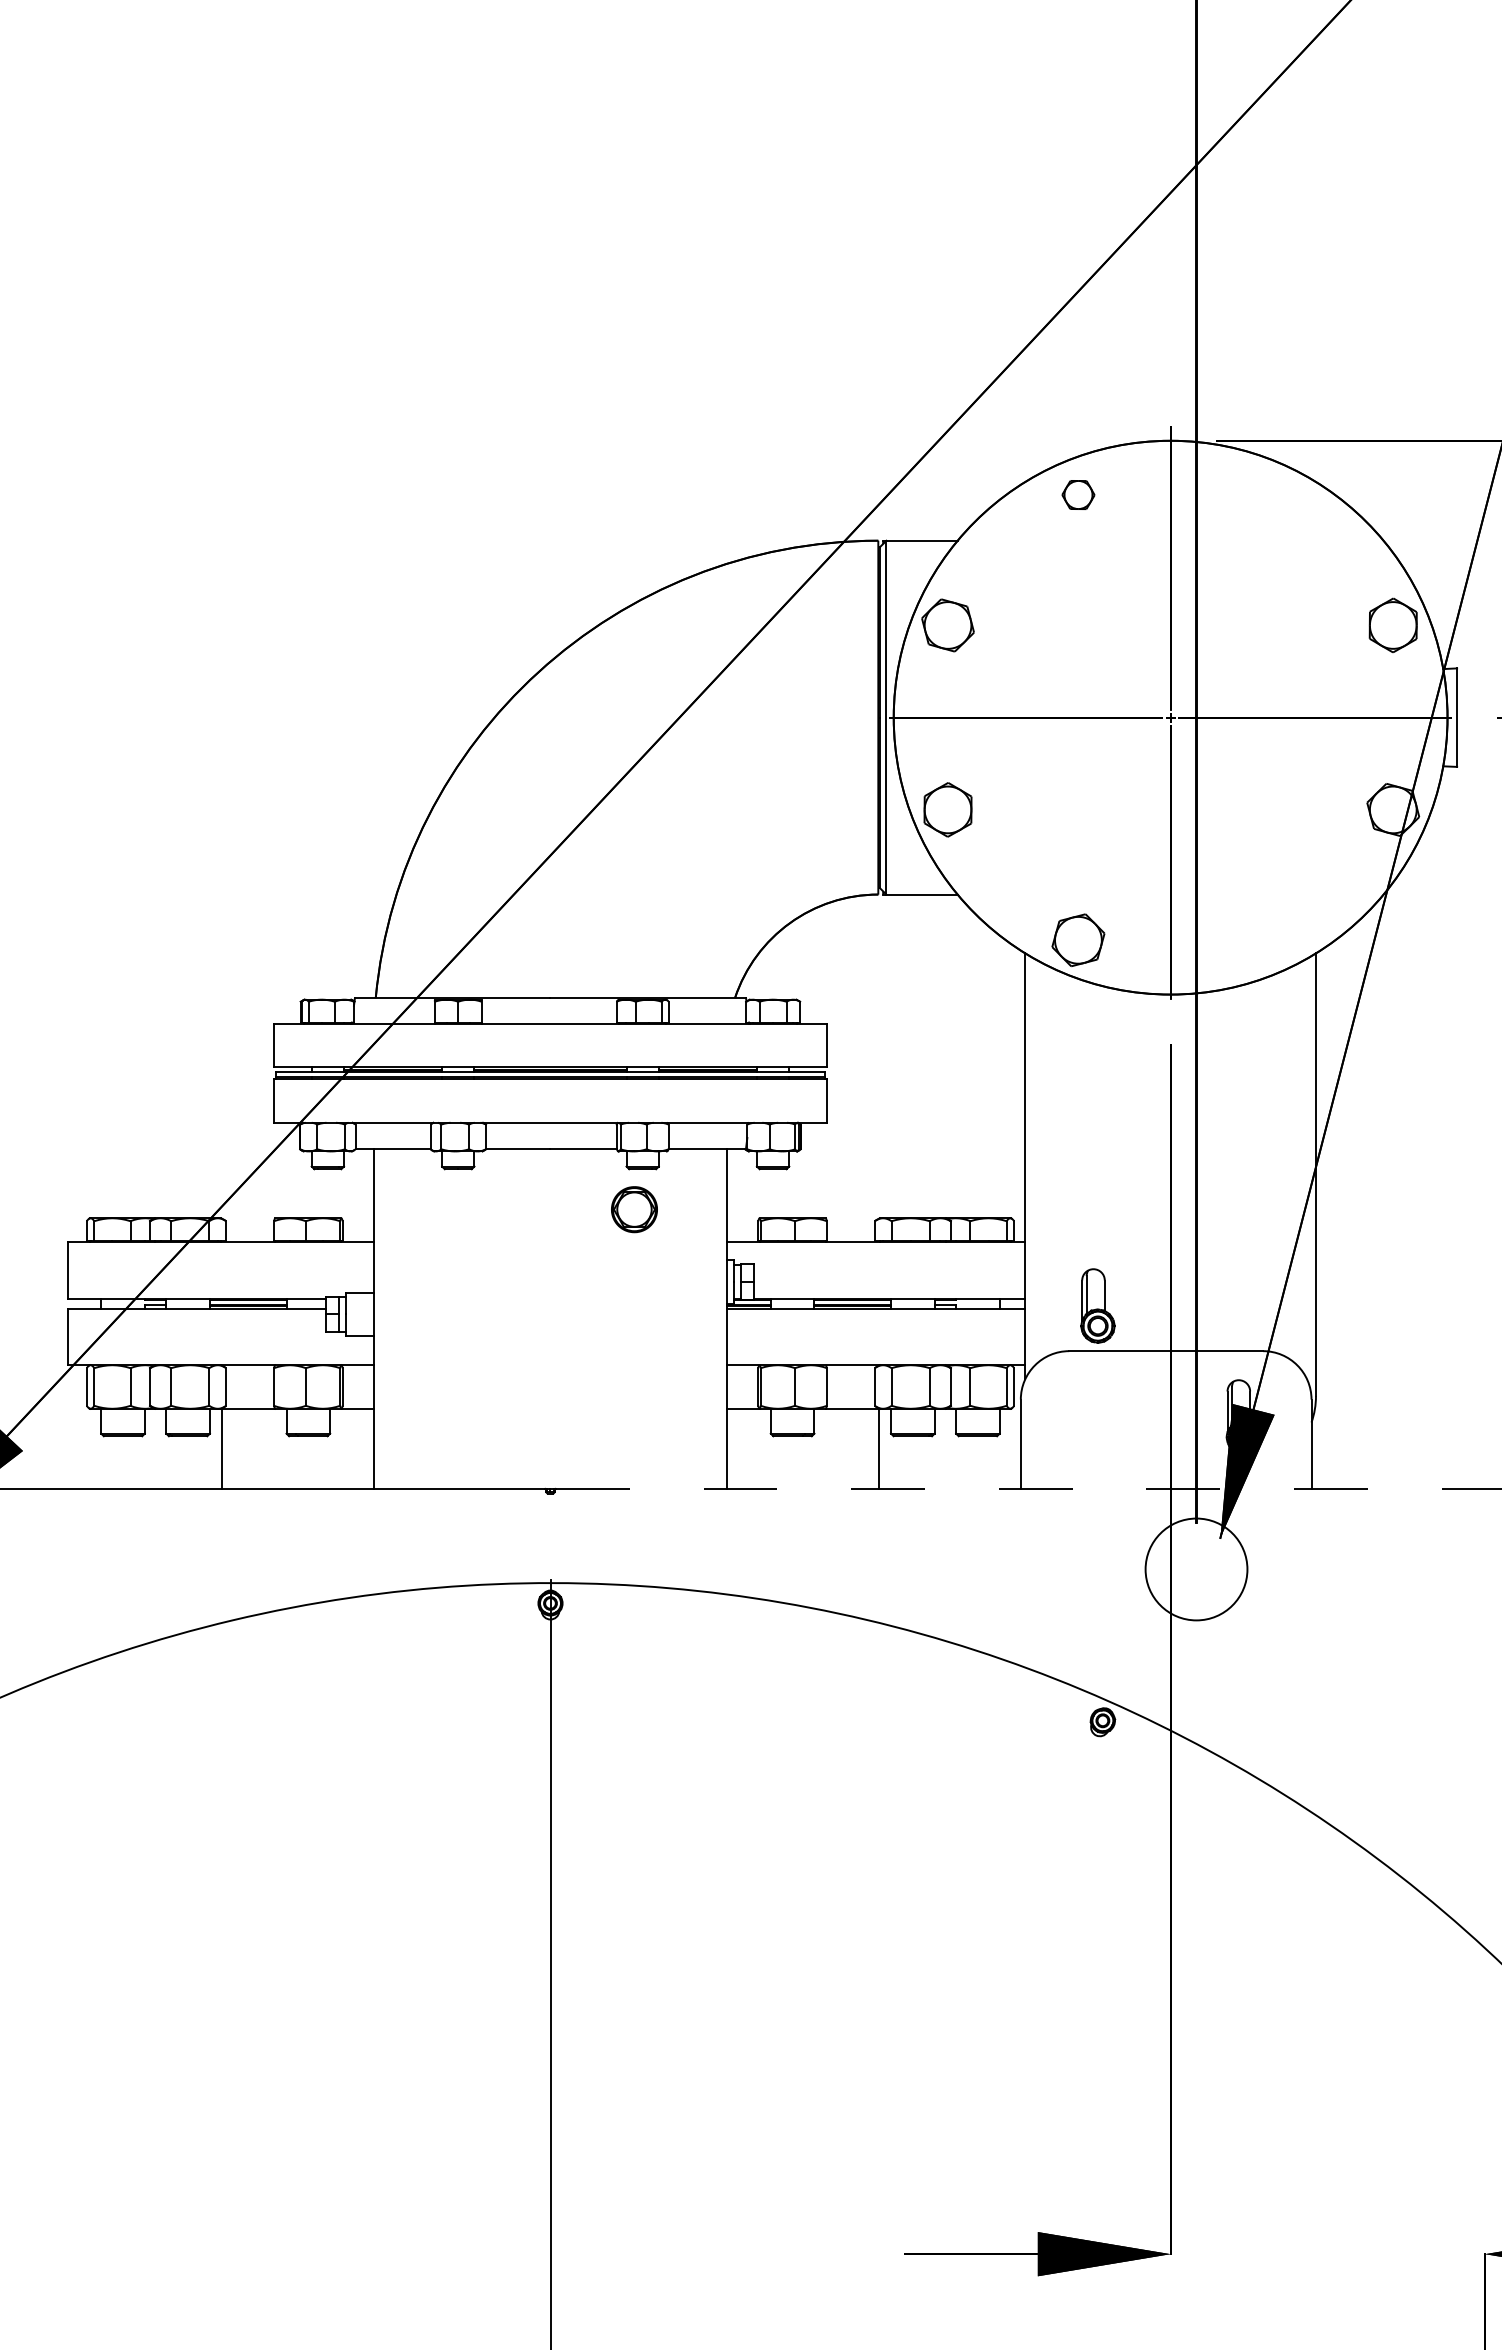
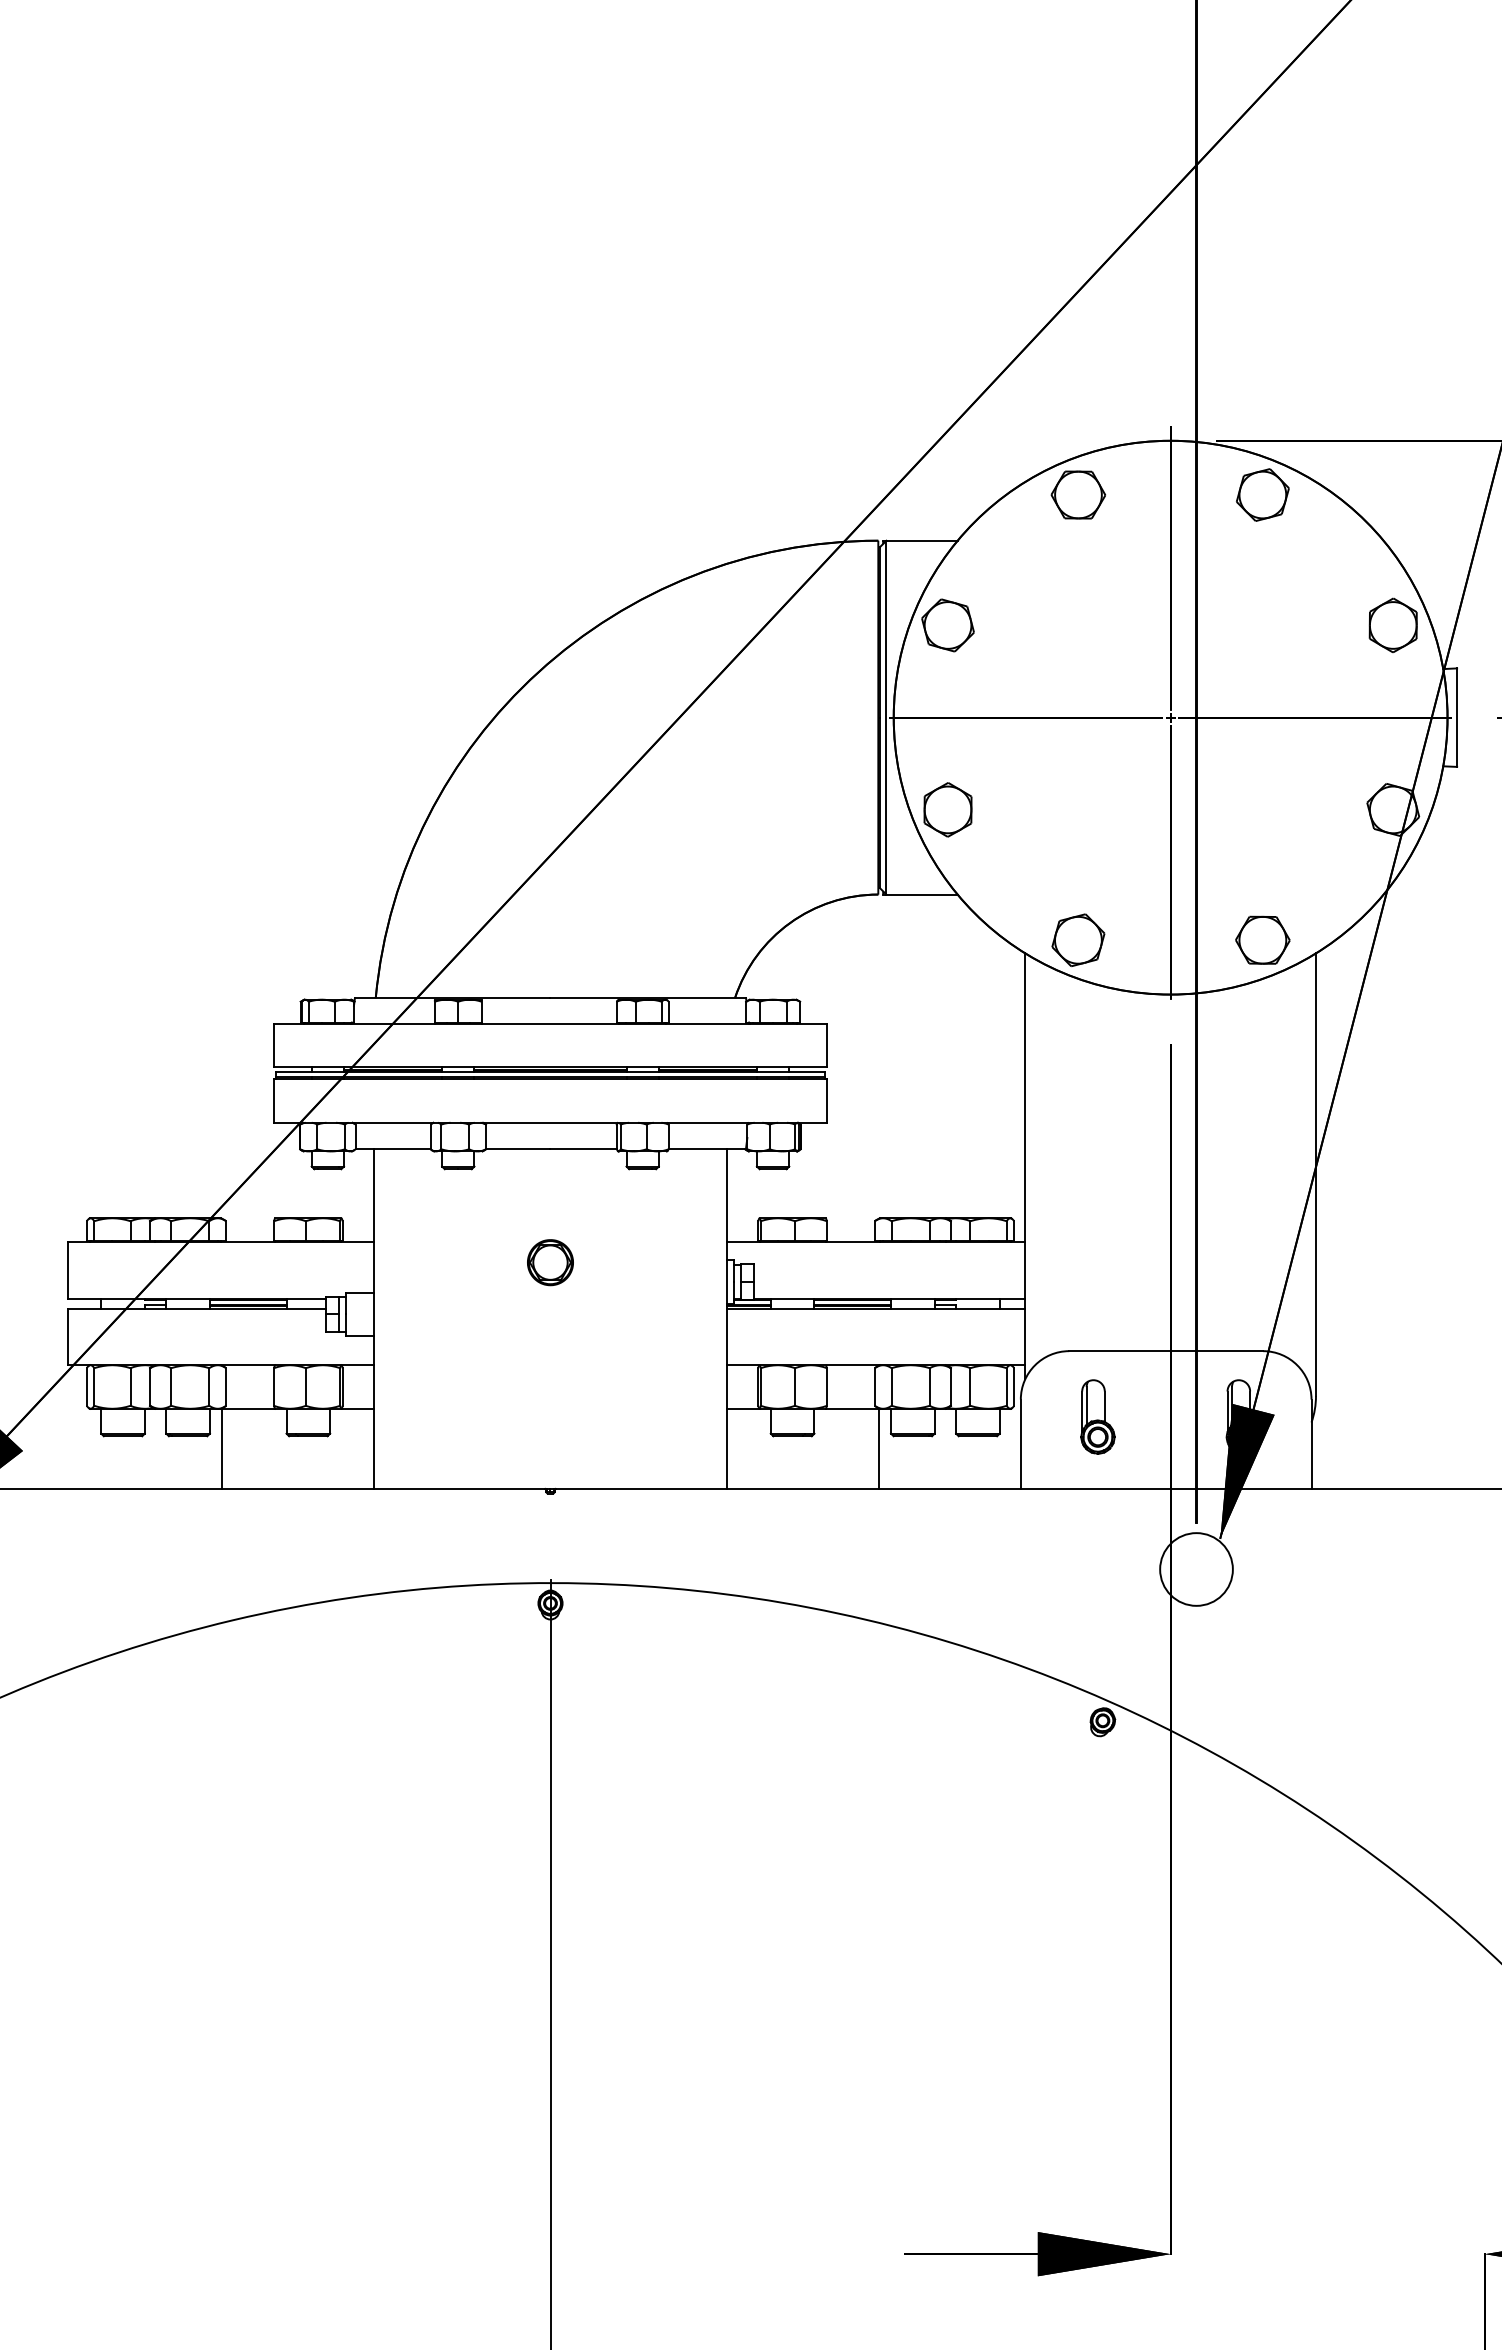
part size: 35x30 px -> 57x50 px (1078, 494)
part: none -> present (1262, 494)
part: none -> present (1262, 939)
part position: (634, 1209) -> (550, 1262) (550, 1262)
part position: (1097, 1305) -> (1097, 1416) (1097, 1416)
line: dashed -> solid (1028, 1488)
circle diameter: 102 px -> 73 px (1196, 1569)
